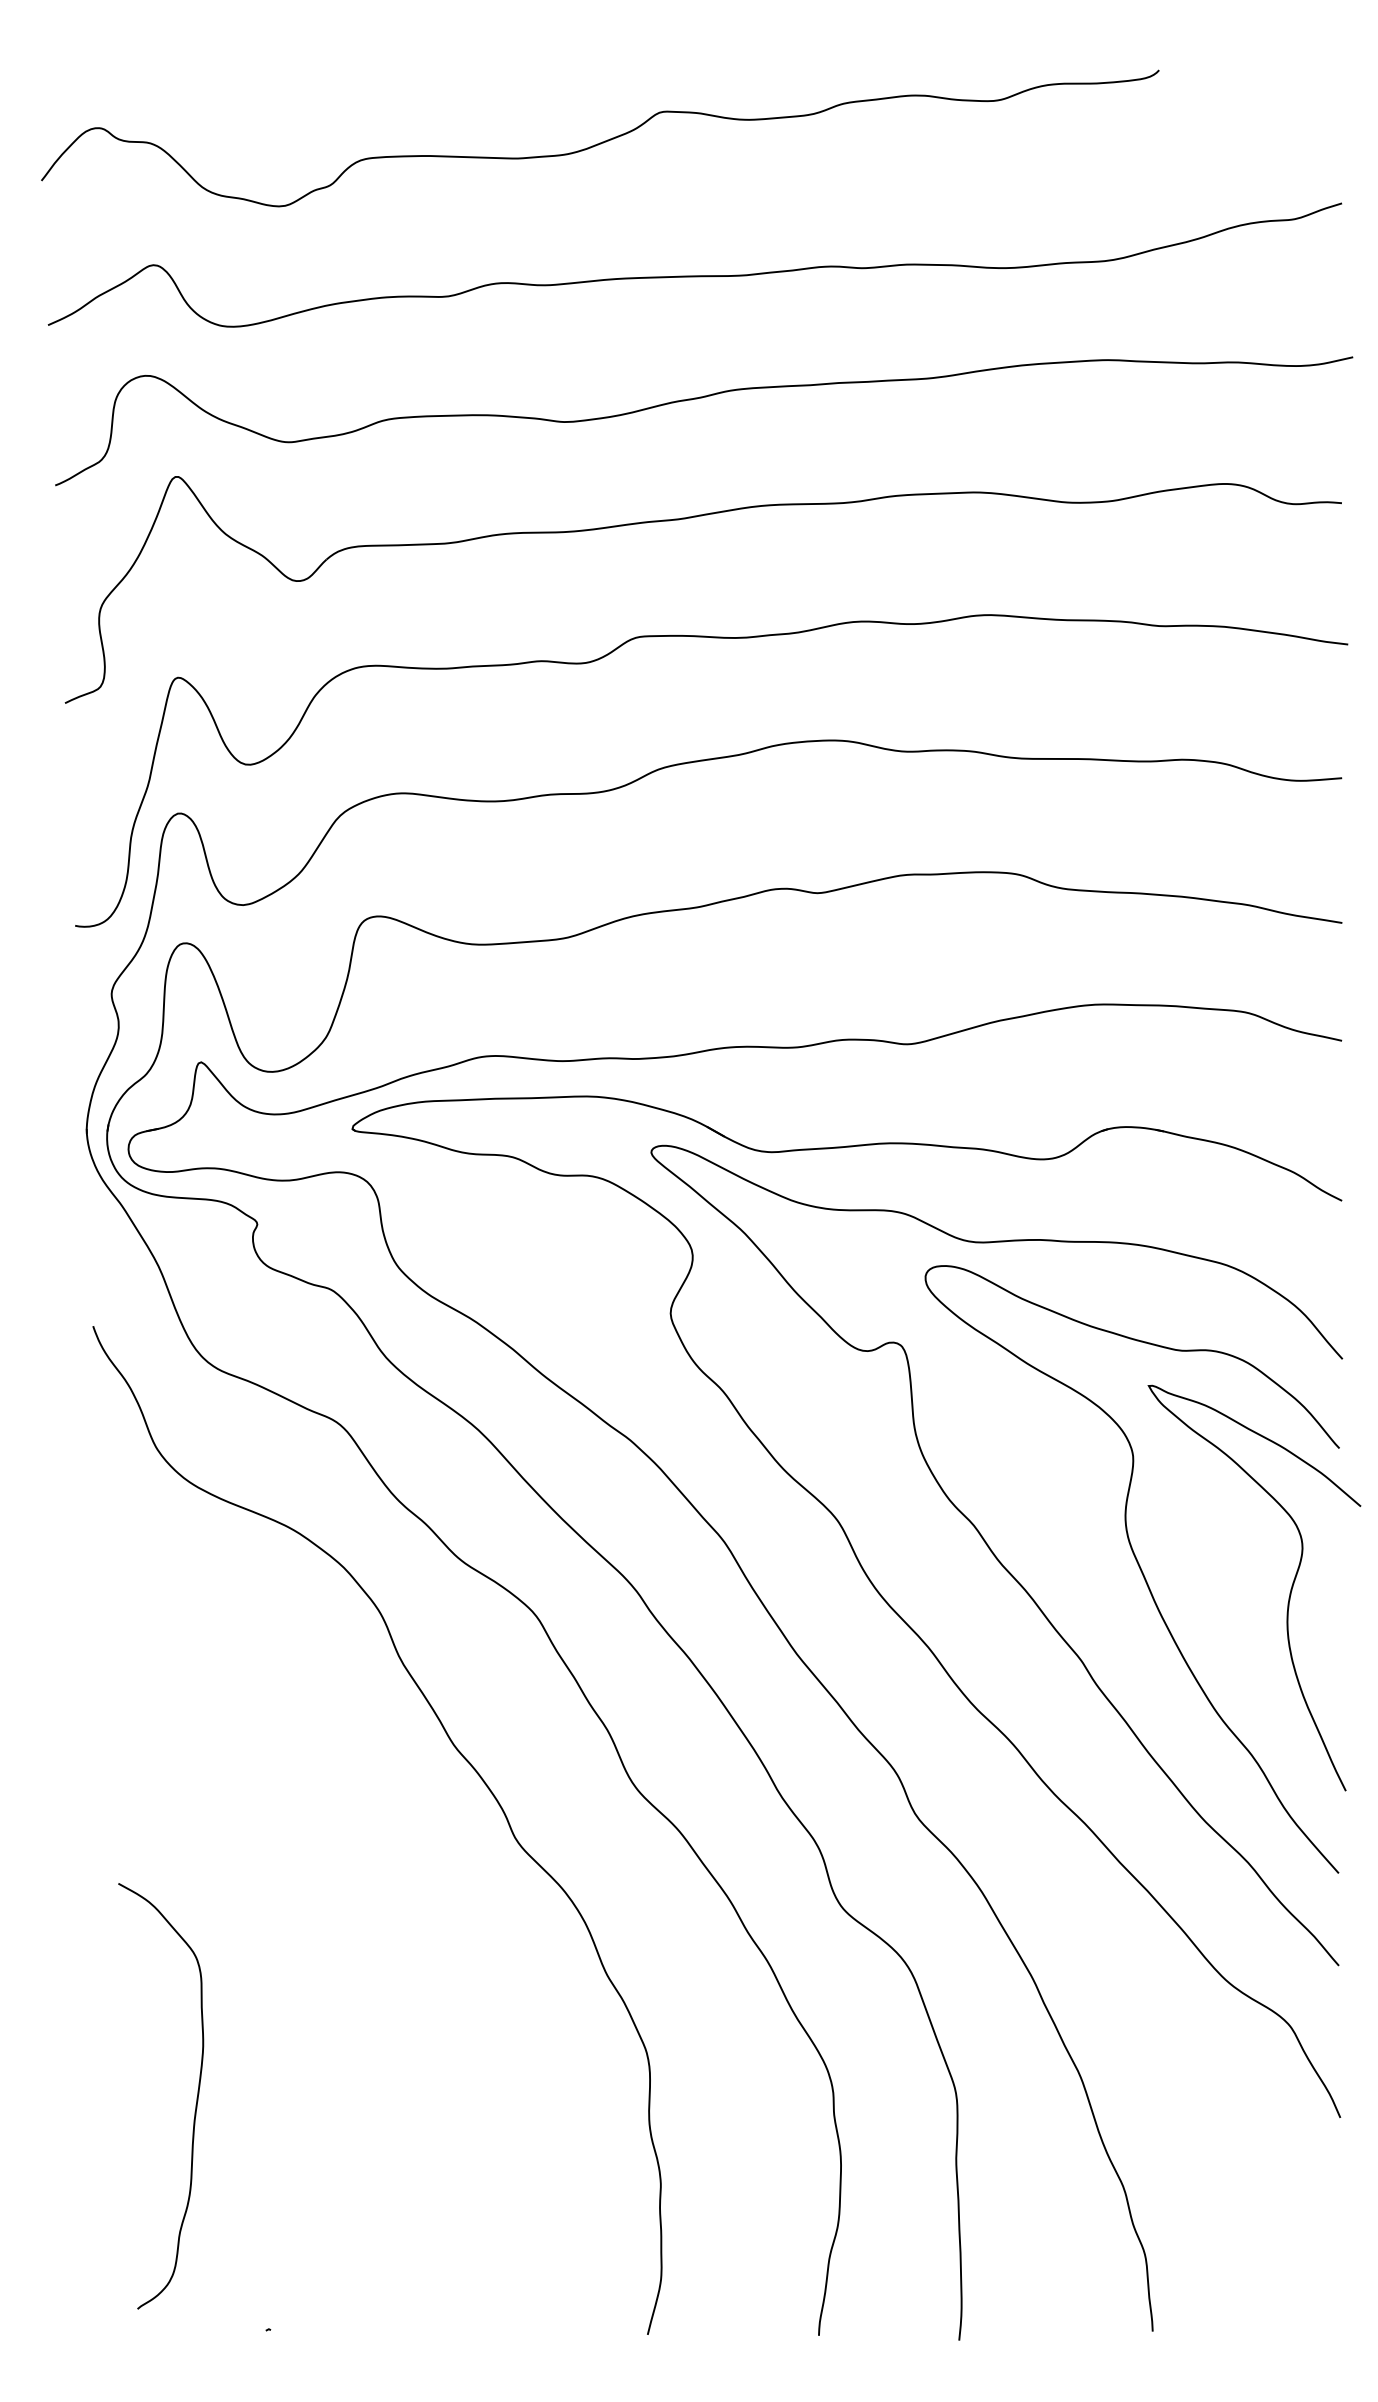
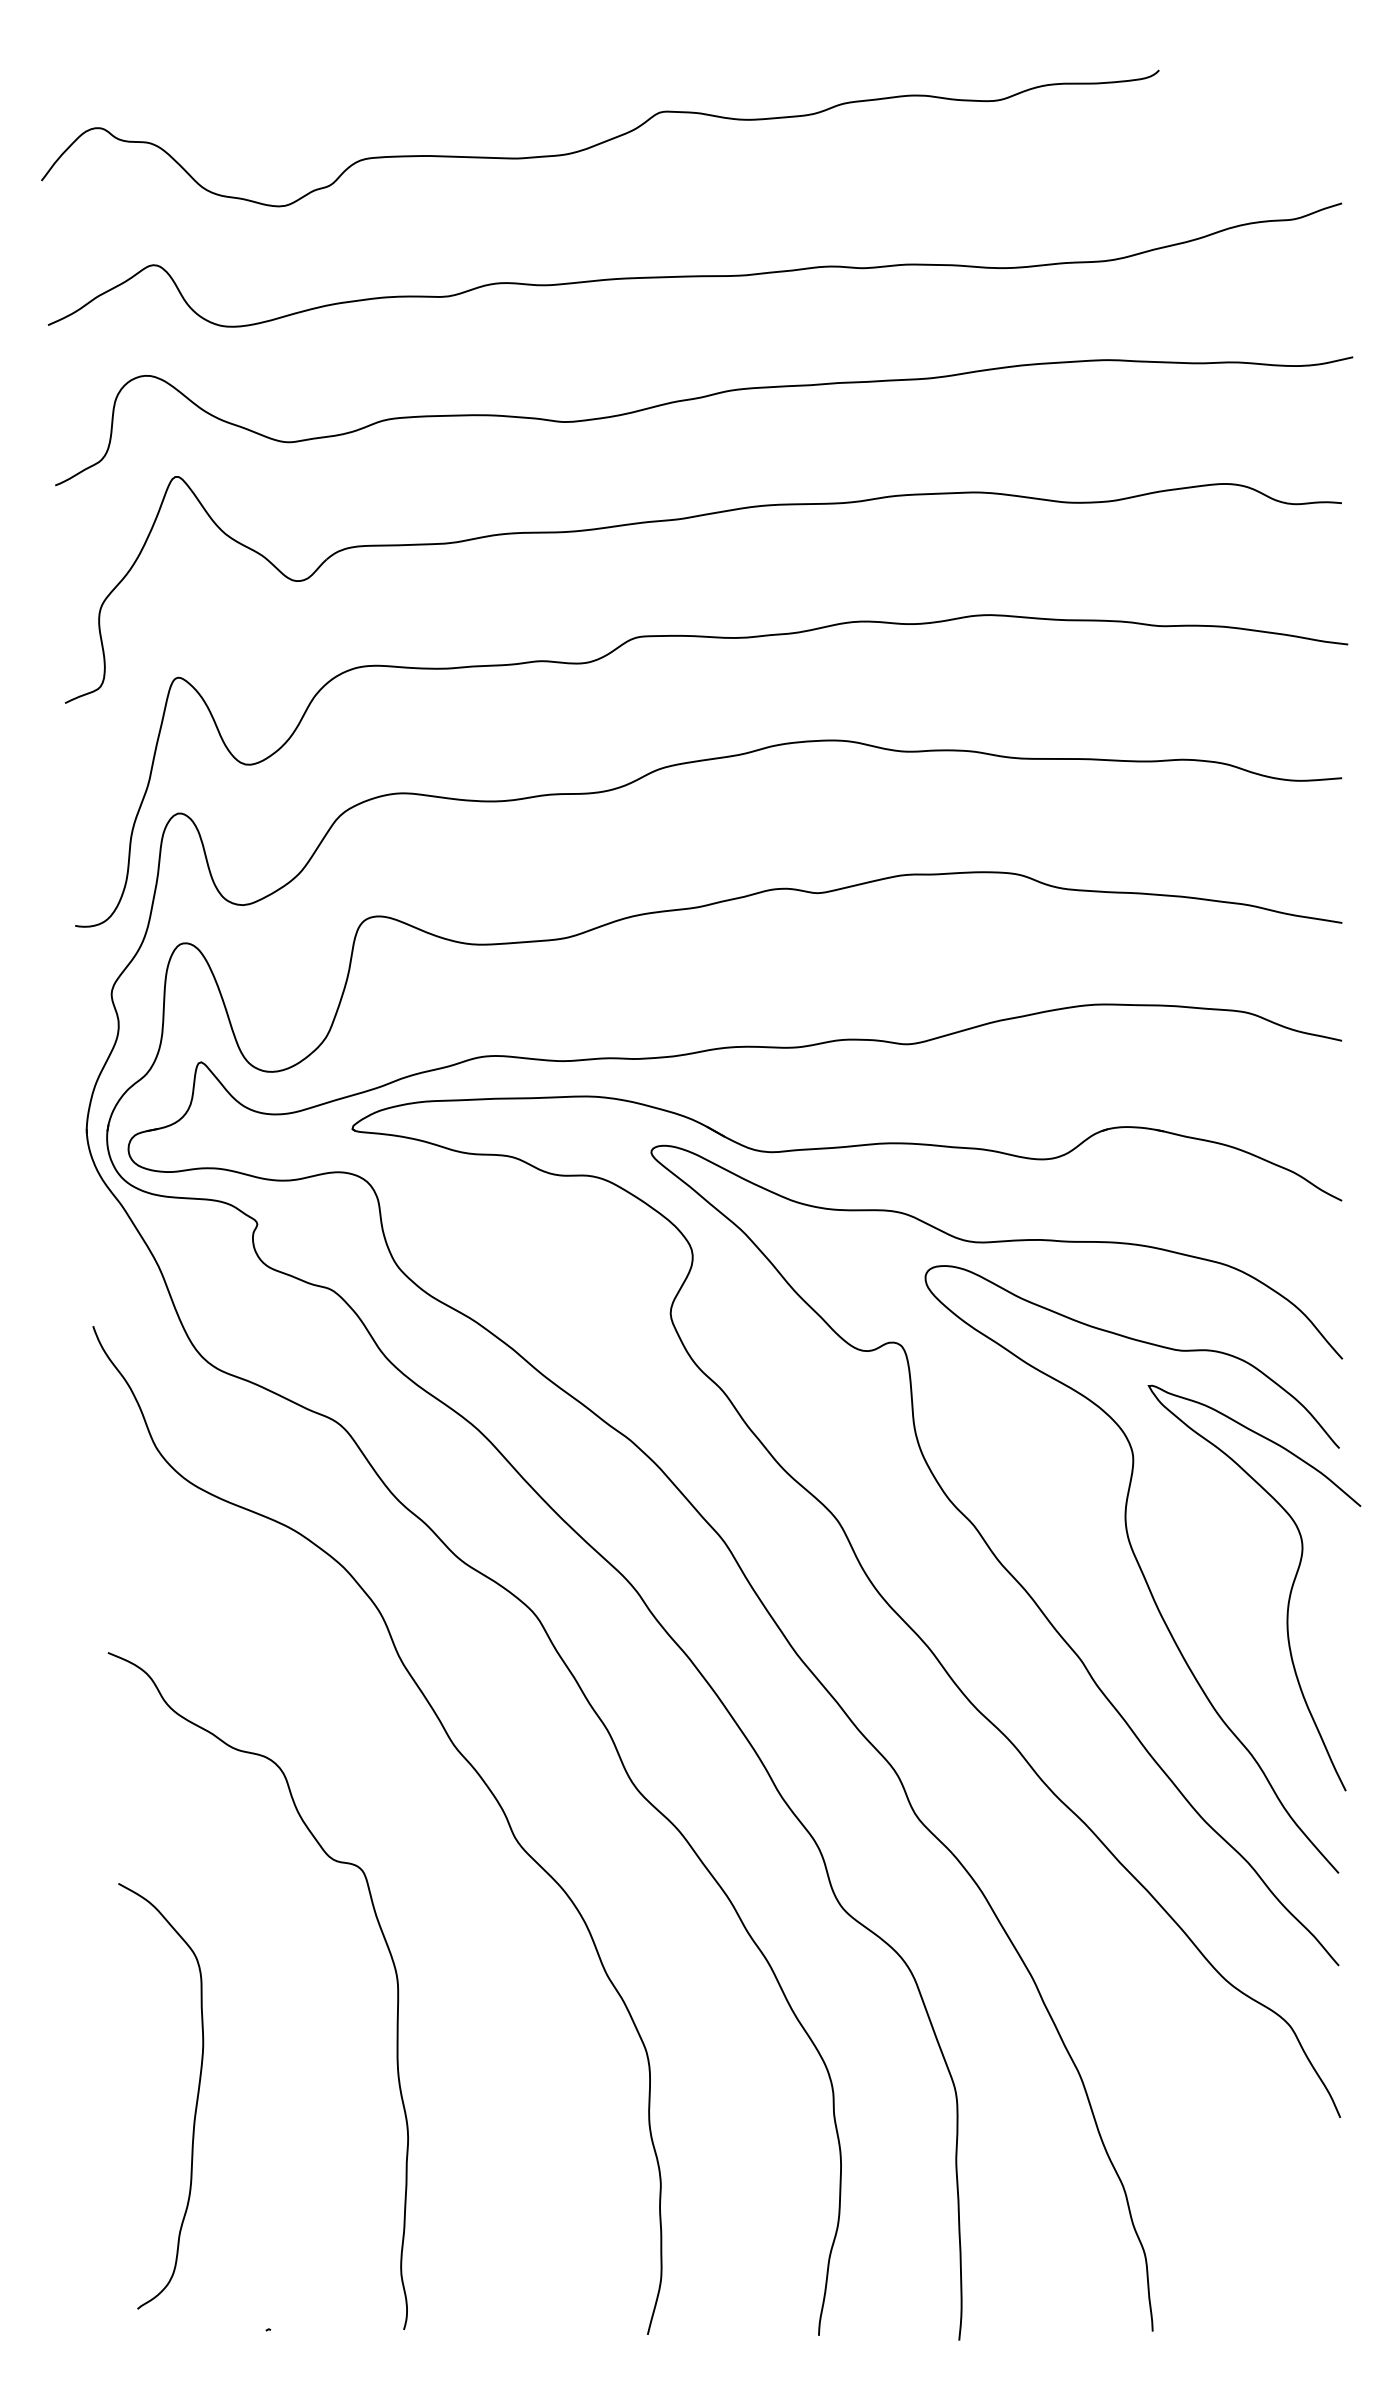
curve: none -> present (386, 1946)
